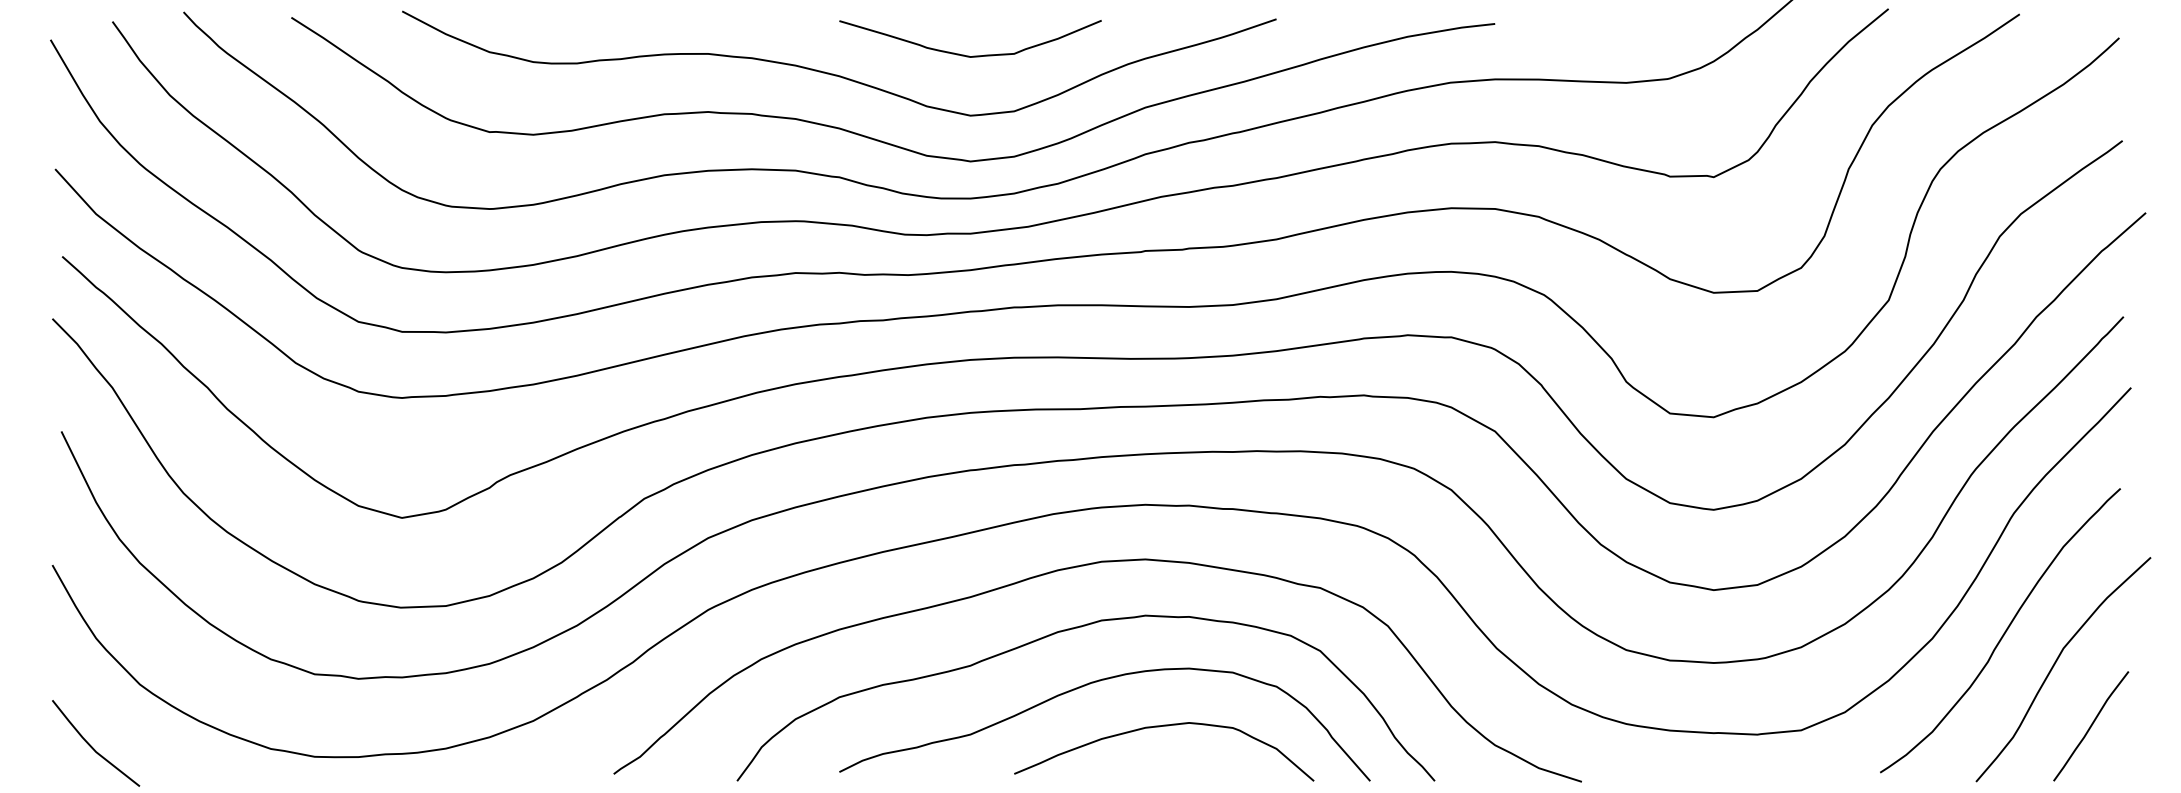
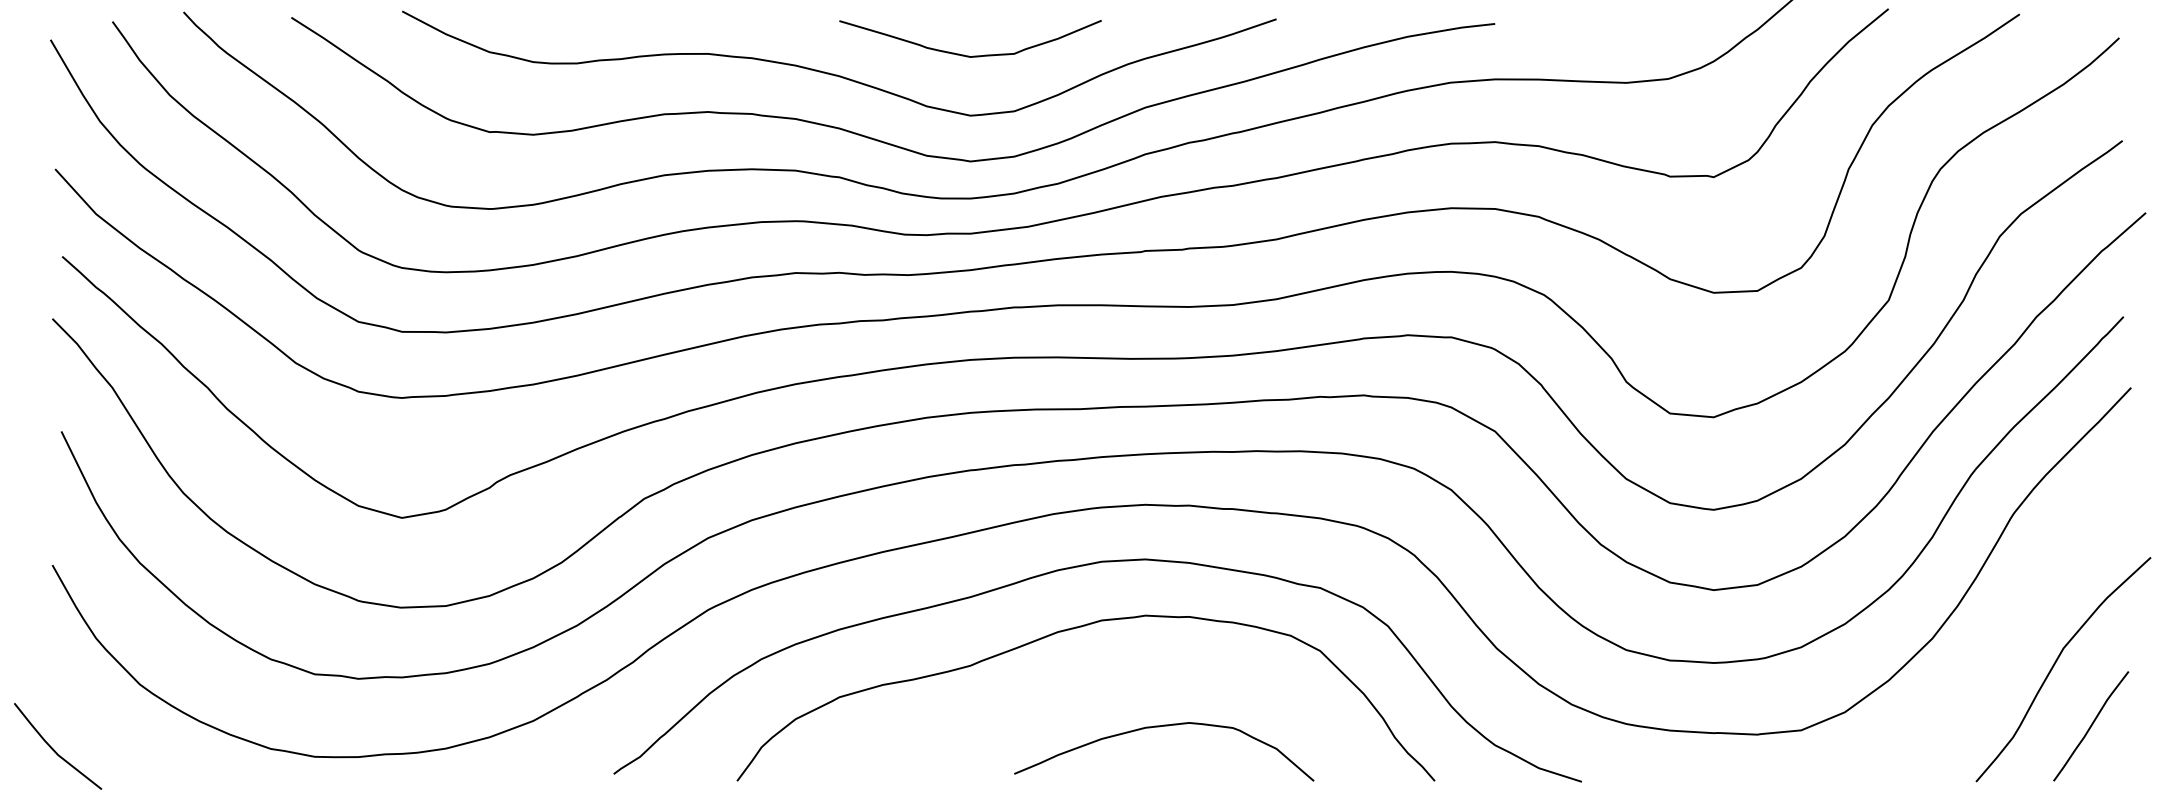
curve: present -> none (2004, 631)
curve: present -> none (1090, 684)
line position: (92, 746) -> (54, 749) (54, 749)
